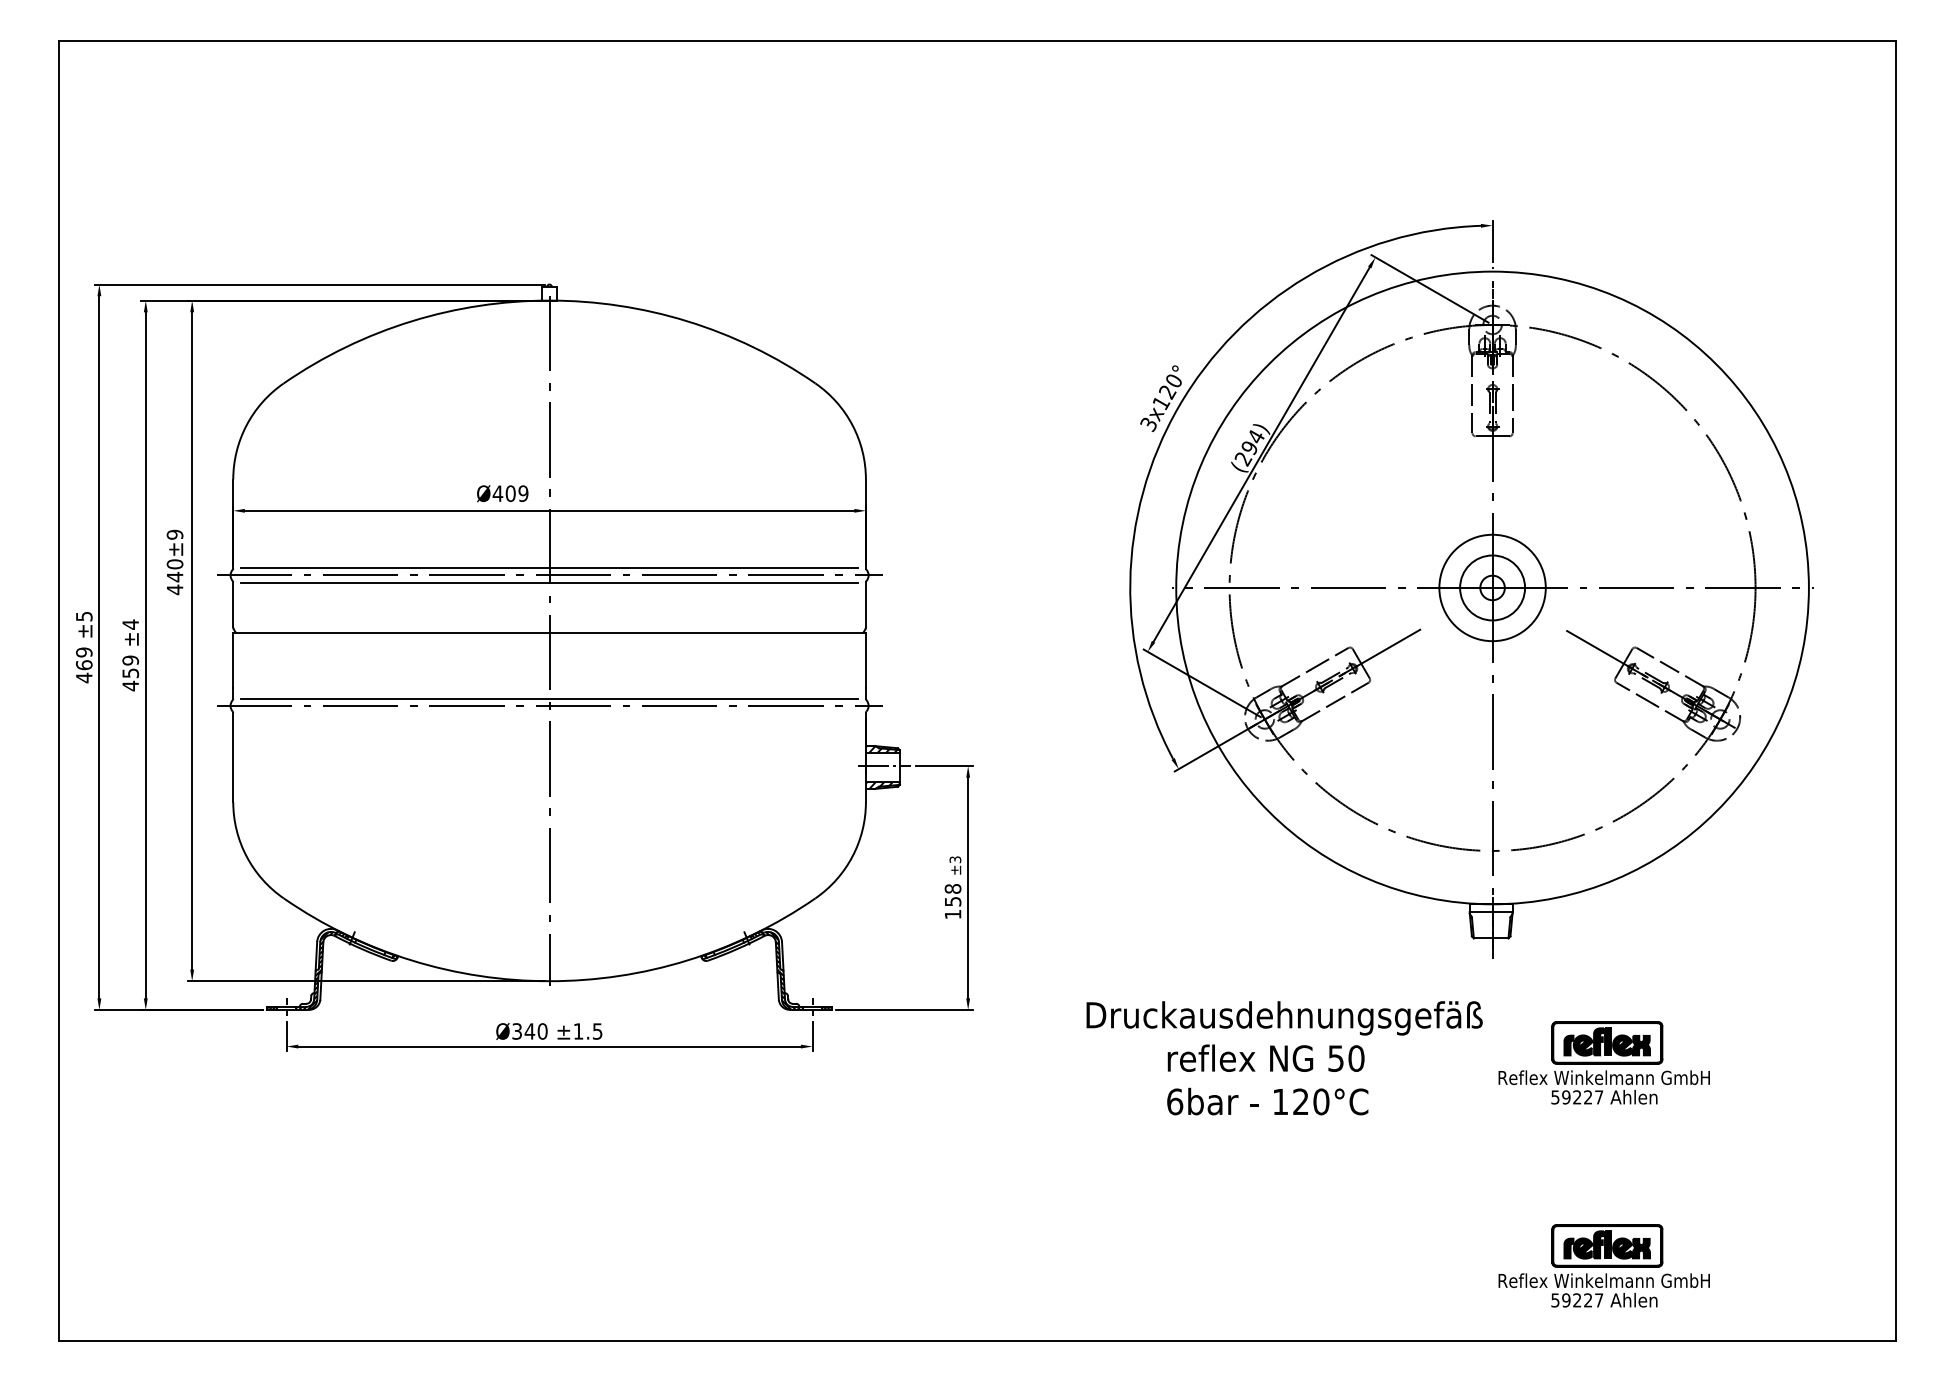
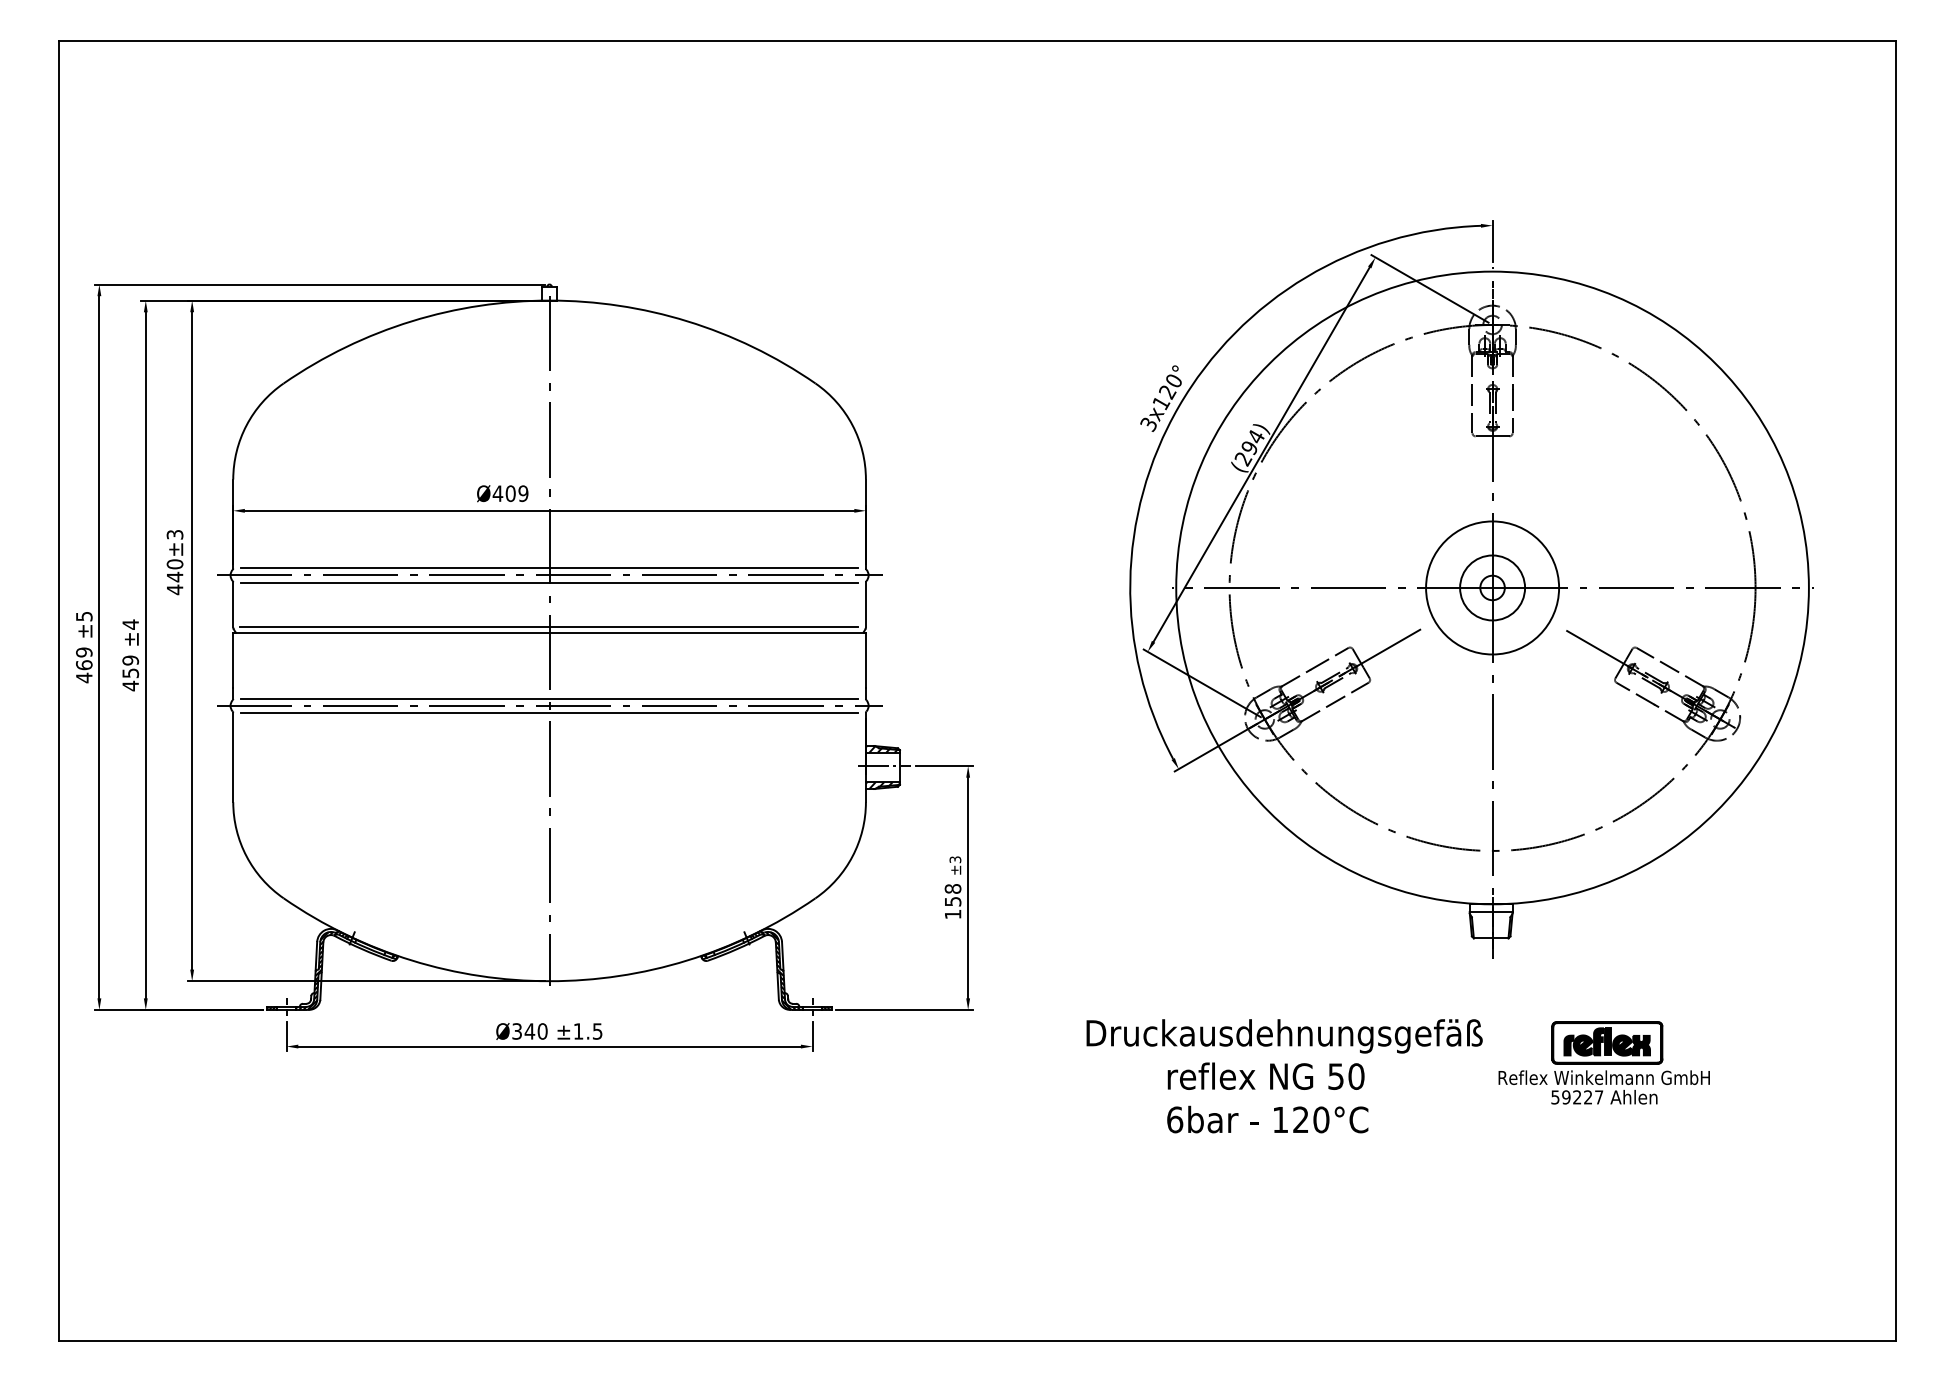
text: 440±9 -> 440±3 (174, 534)
circle diameter: 106 px -> 133 px (1492, 587)
line: none -> present (548, 627)
line: none -> present (549, 713)
text position: (1284, 1058) -> (1284, 1076) (1284, 1076)
part: present -> none (1603, 1265)
